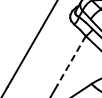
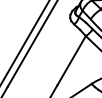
line: none -> present (25, 42)
line: dashed -> solid (71, 61)
